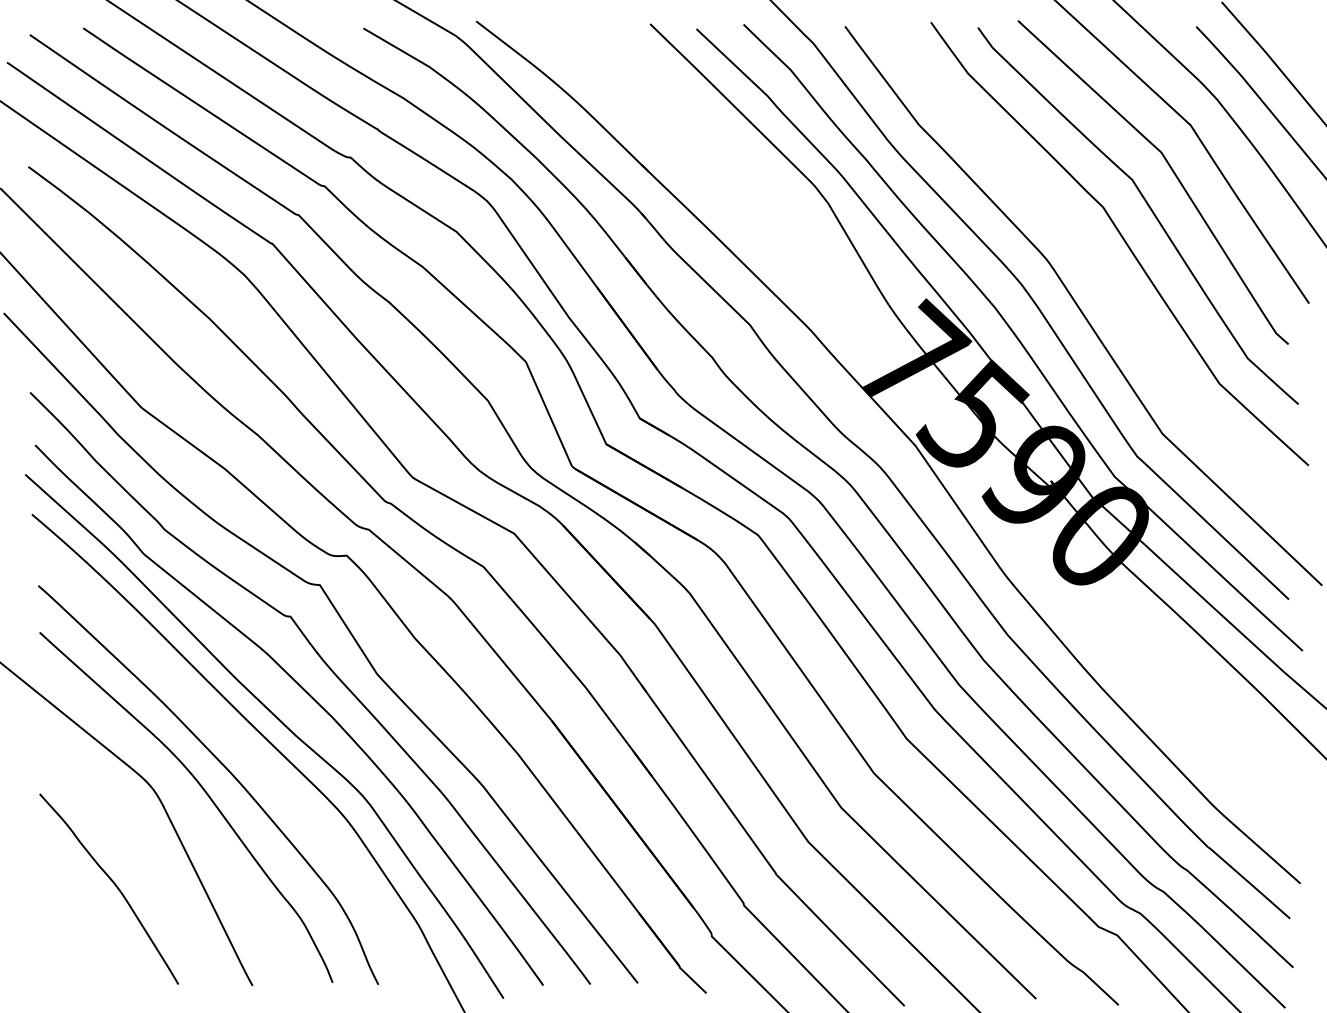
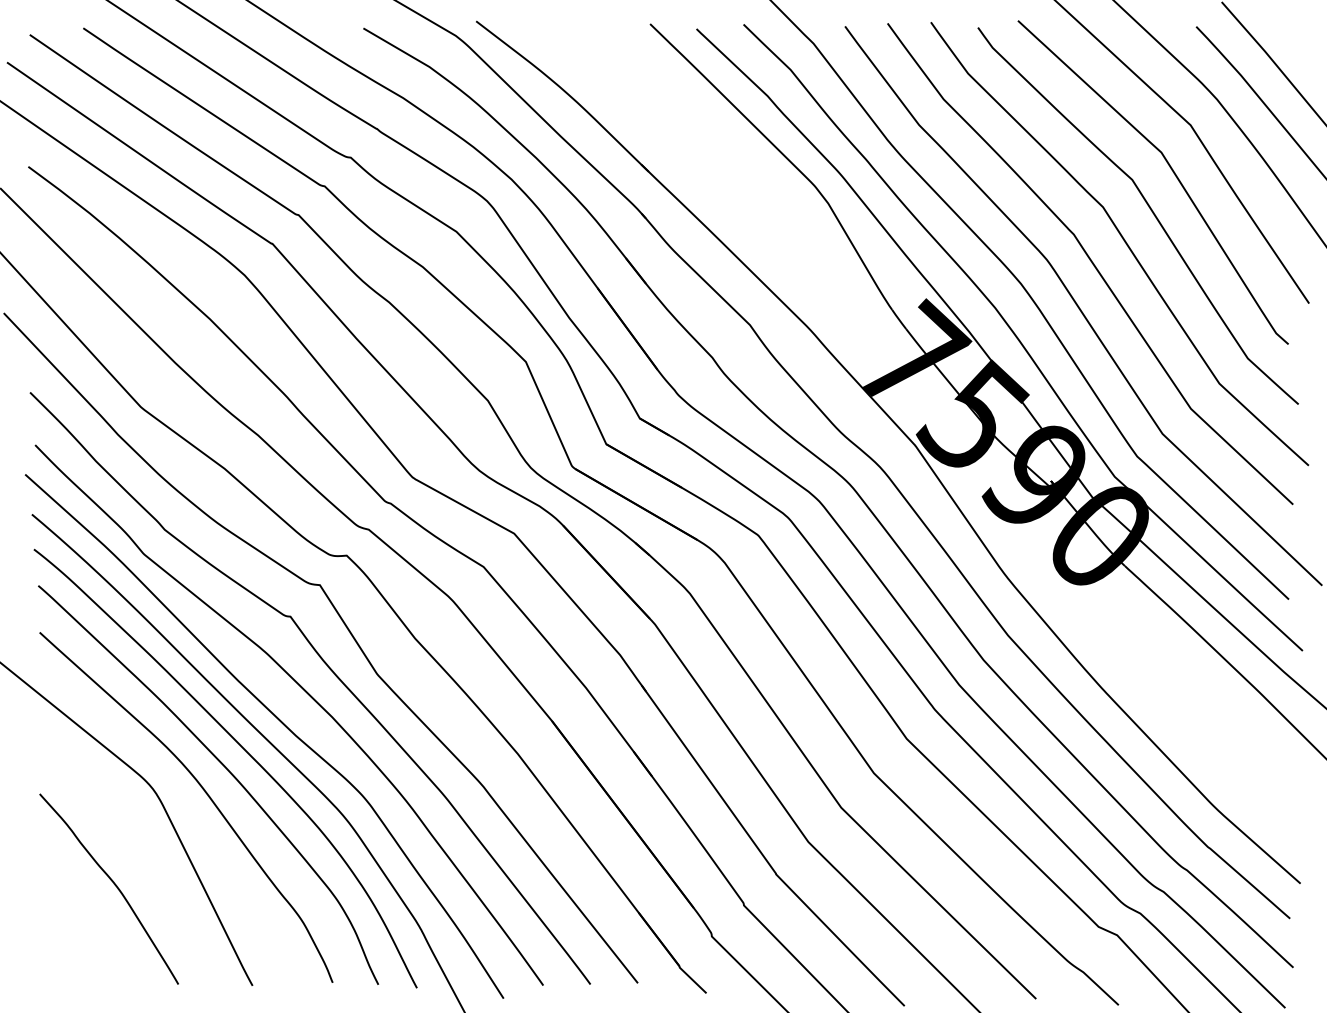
curve: none -> present (1091, 263)
curve: none -> present (243, 749)
